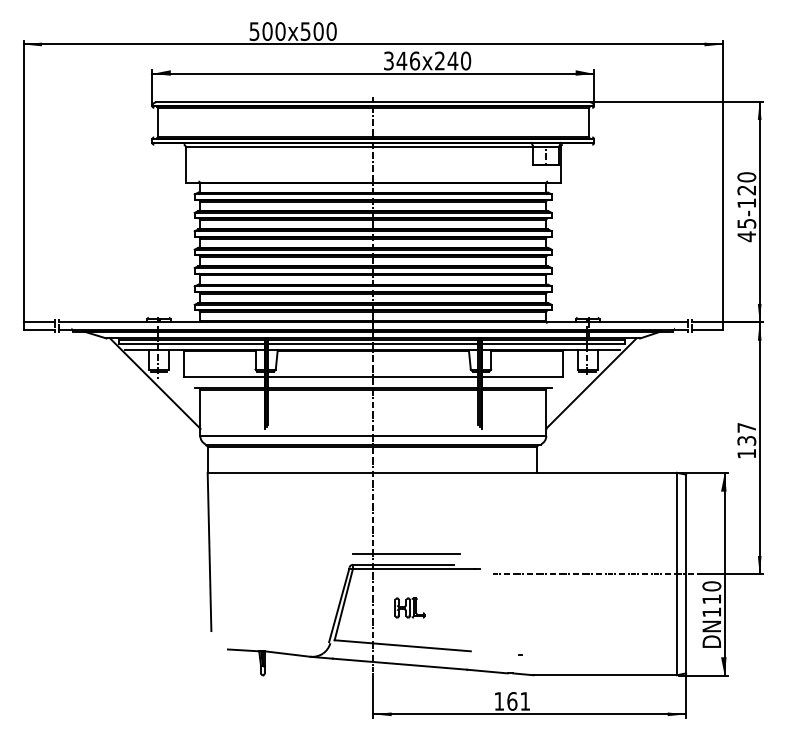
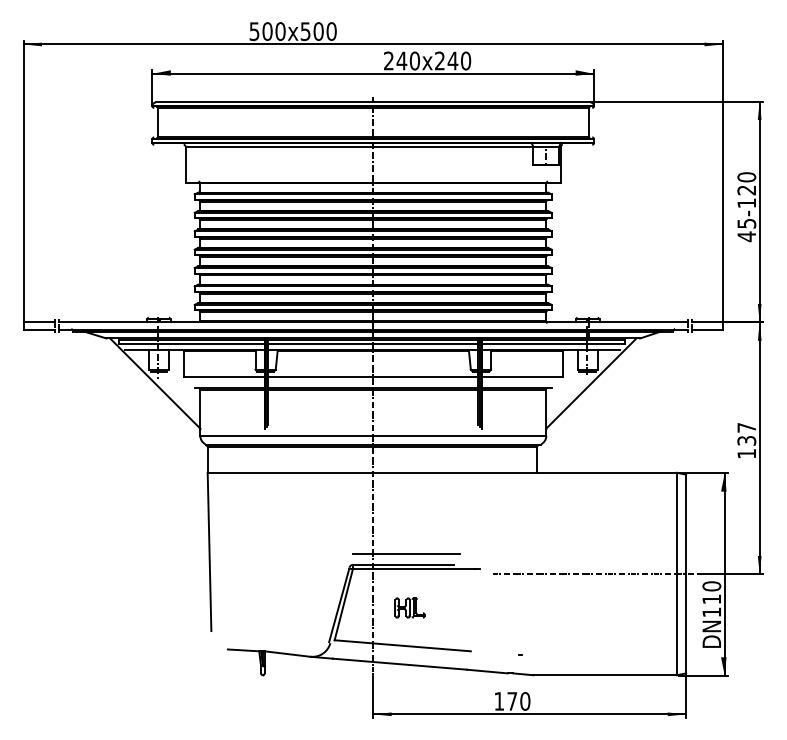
text: 346 -> 240 (402, 60)
text: 161 -> 170 (518, 701)
